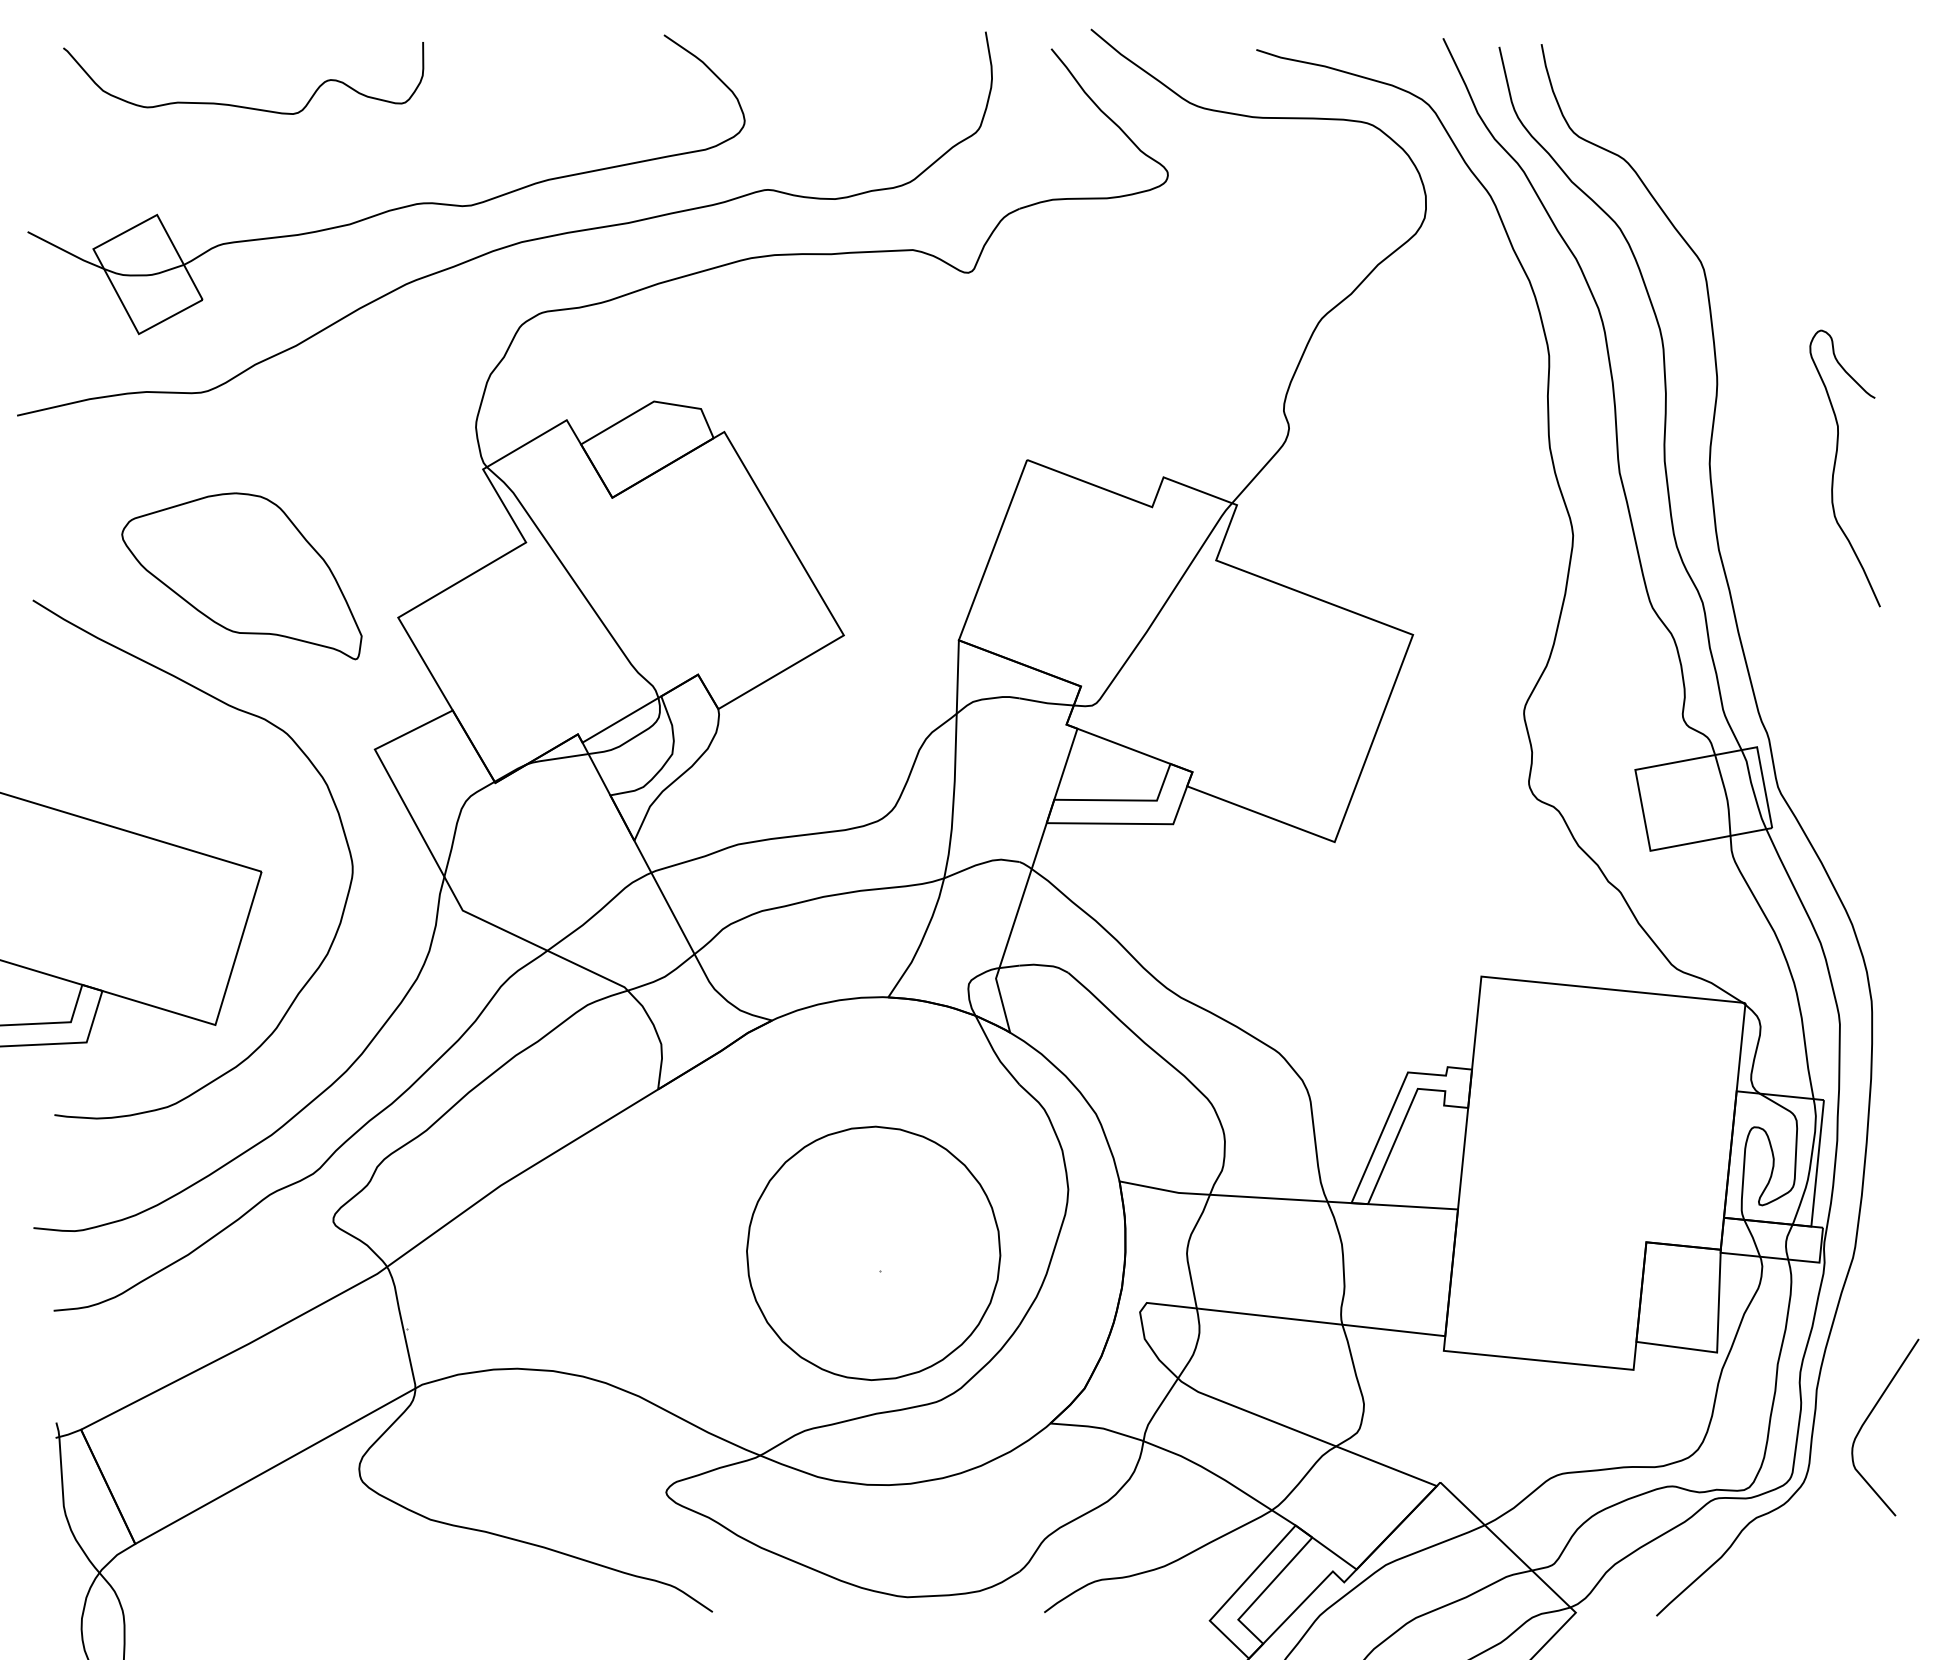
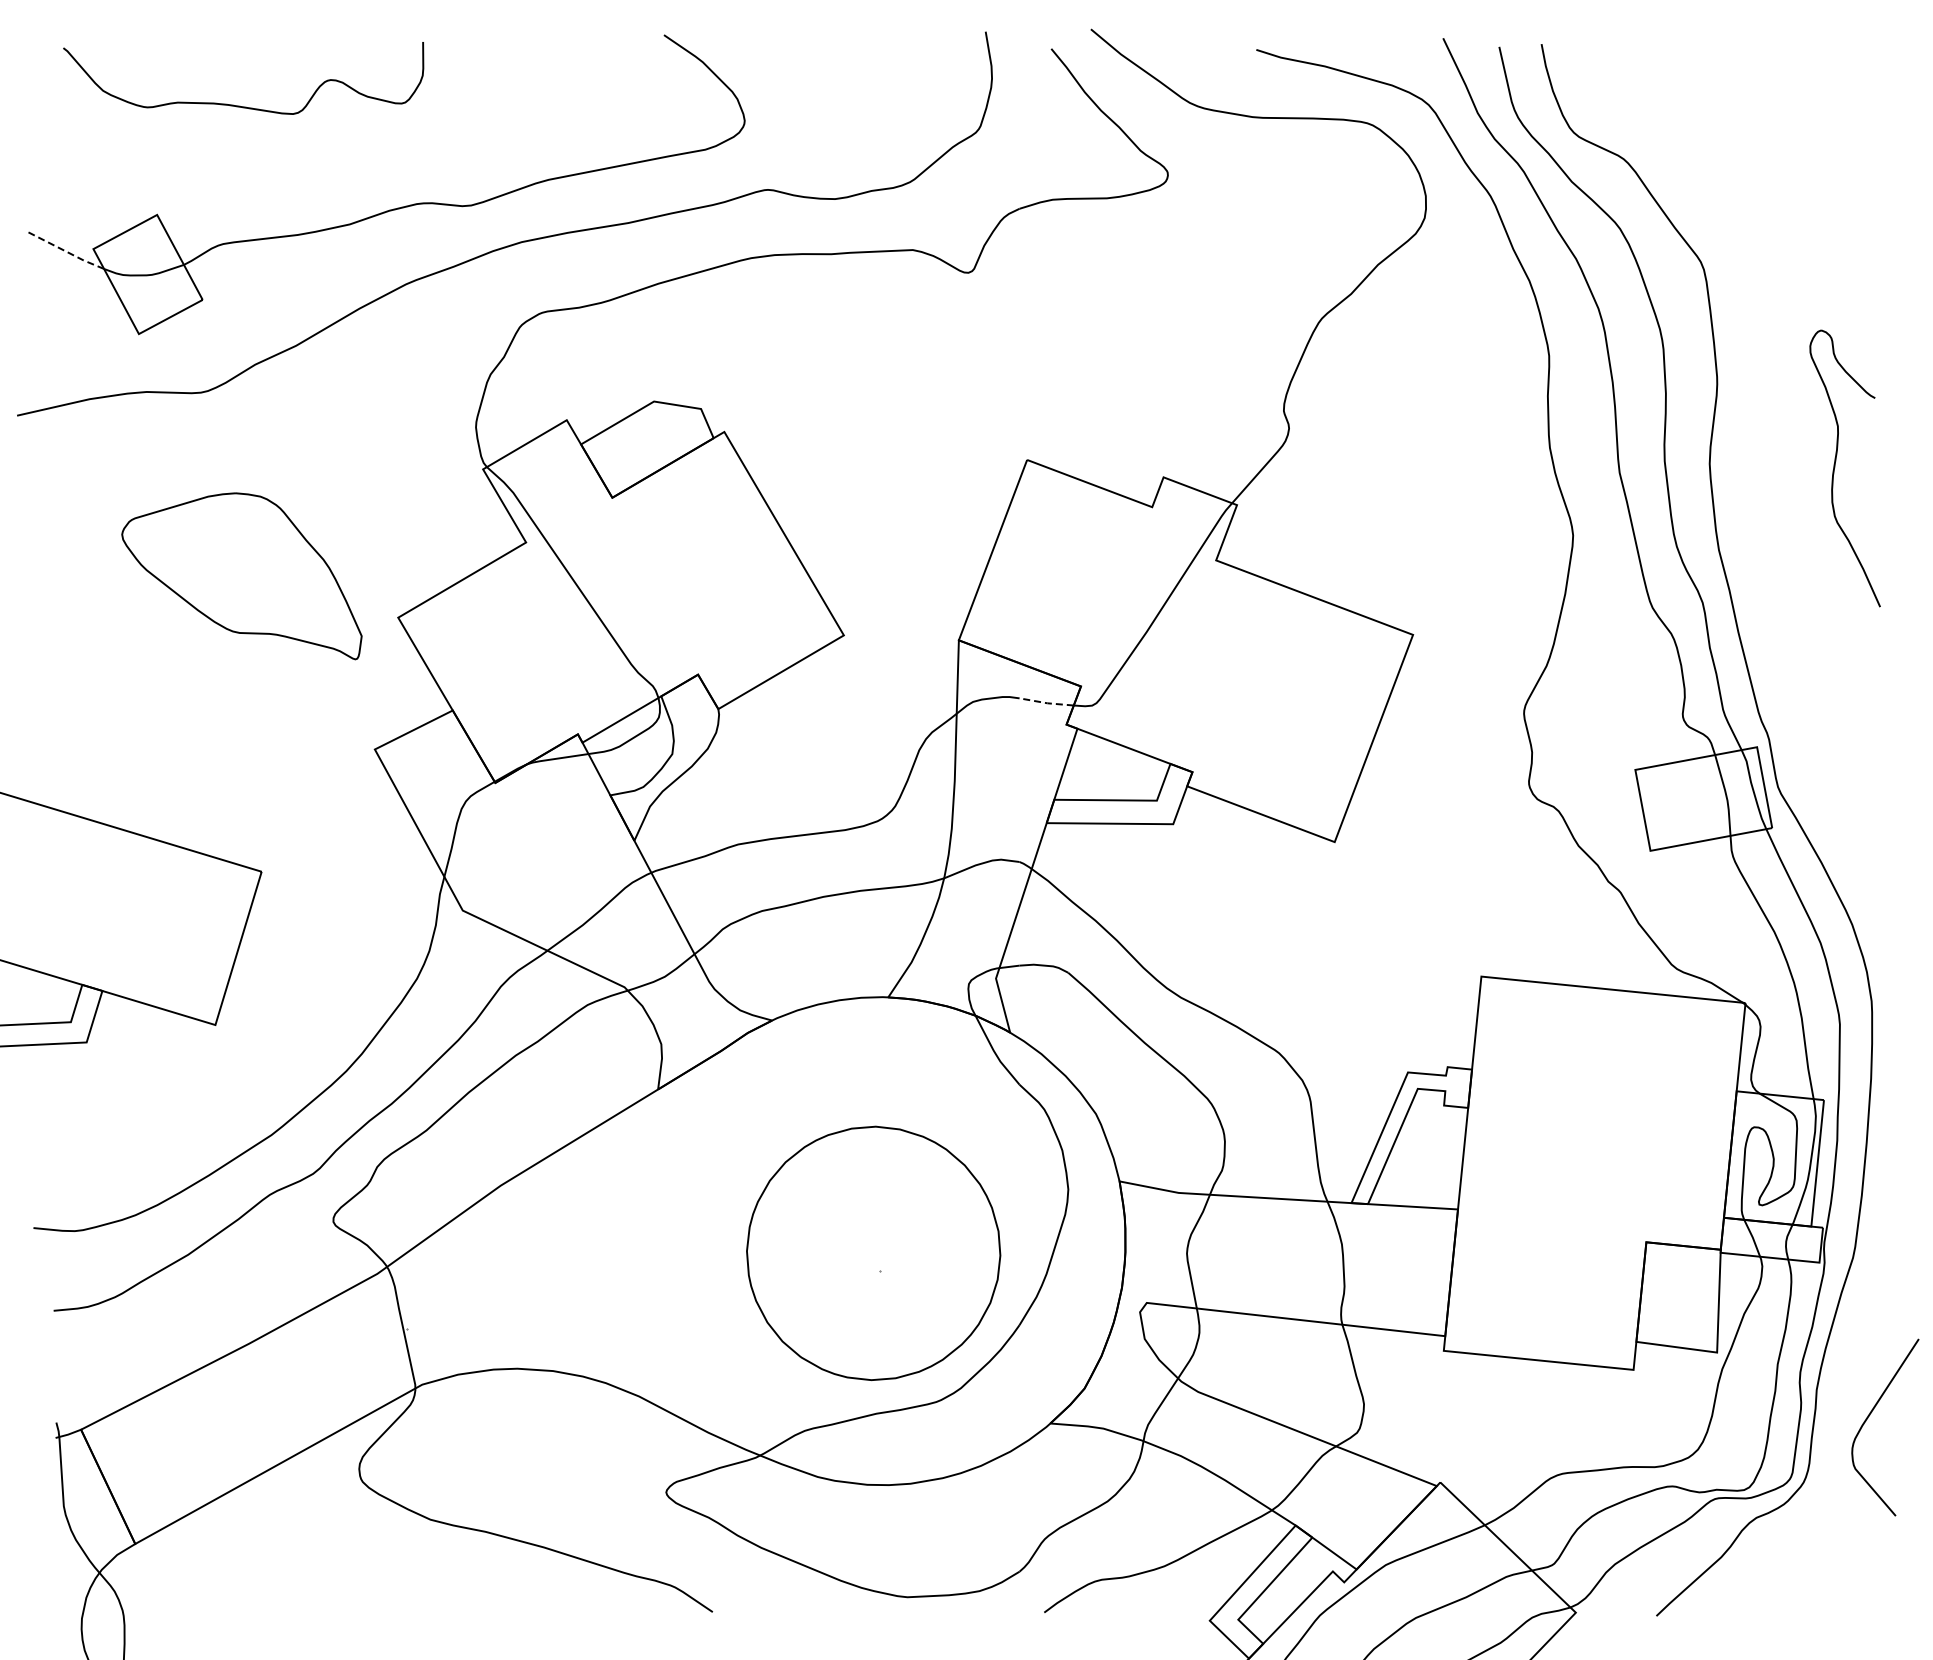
line: solid -> dashed (65, 251)
line: solid -> dashed (1046, 703)
curve: present -> none (332, 801)
